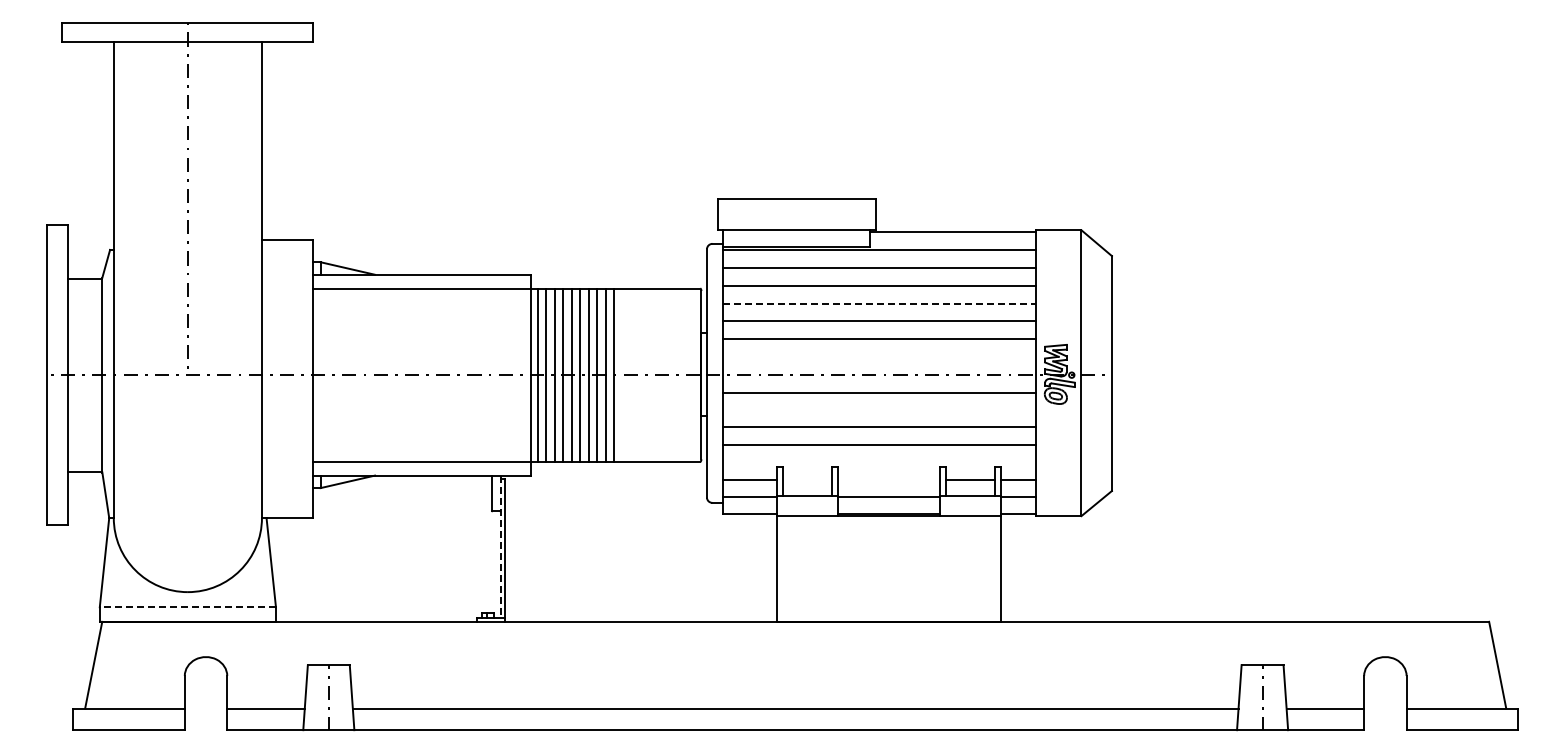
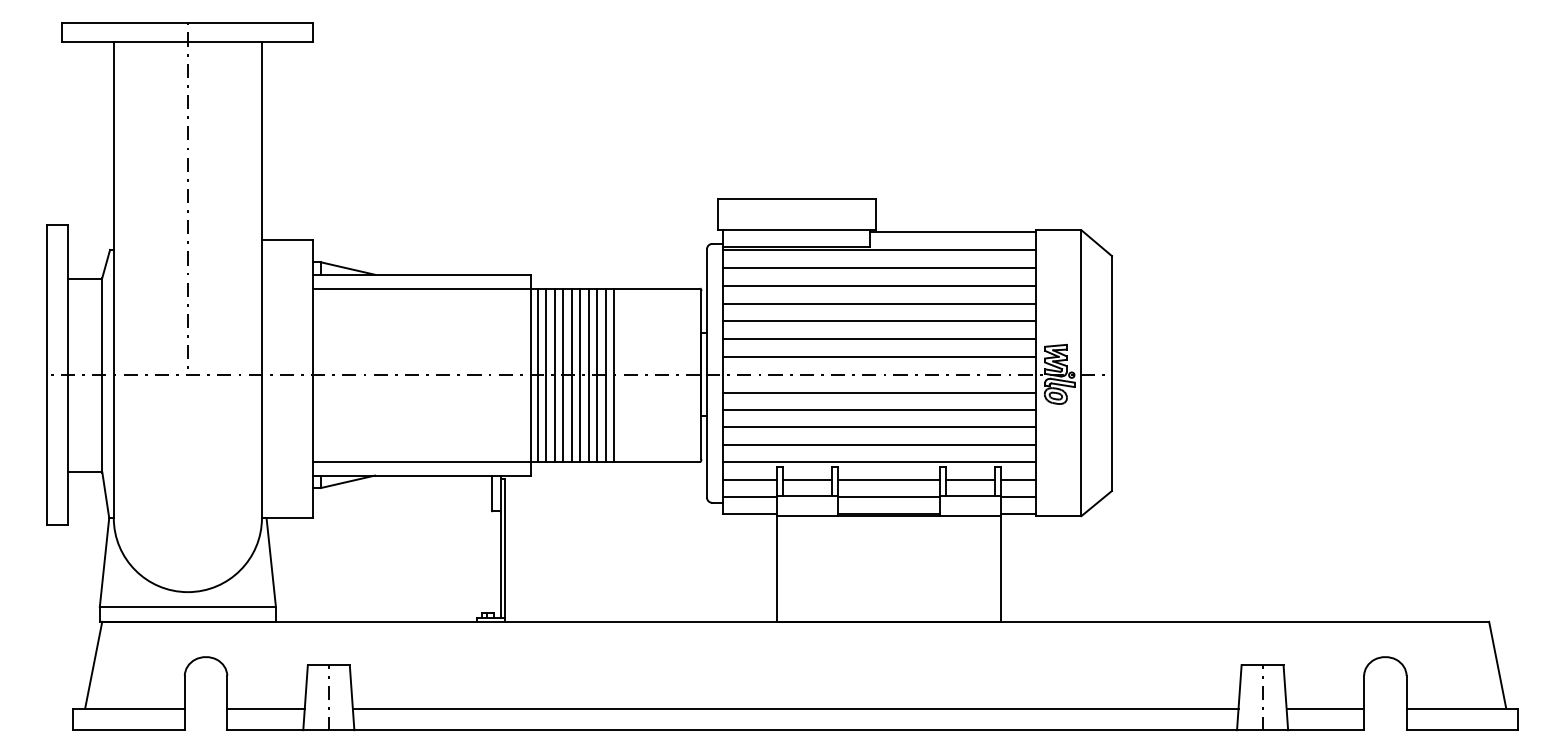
line: dashed -> solid (880, 303)
line: none -> present (879, 357)
line: none -> present (879, 409)
line: none -> present (879, 462)
line: none -> present (807, 479)
line: none -> present (889, 479)
line: dashed -> solid (500, 547)
line: dashed -> solid (187, 607)
